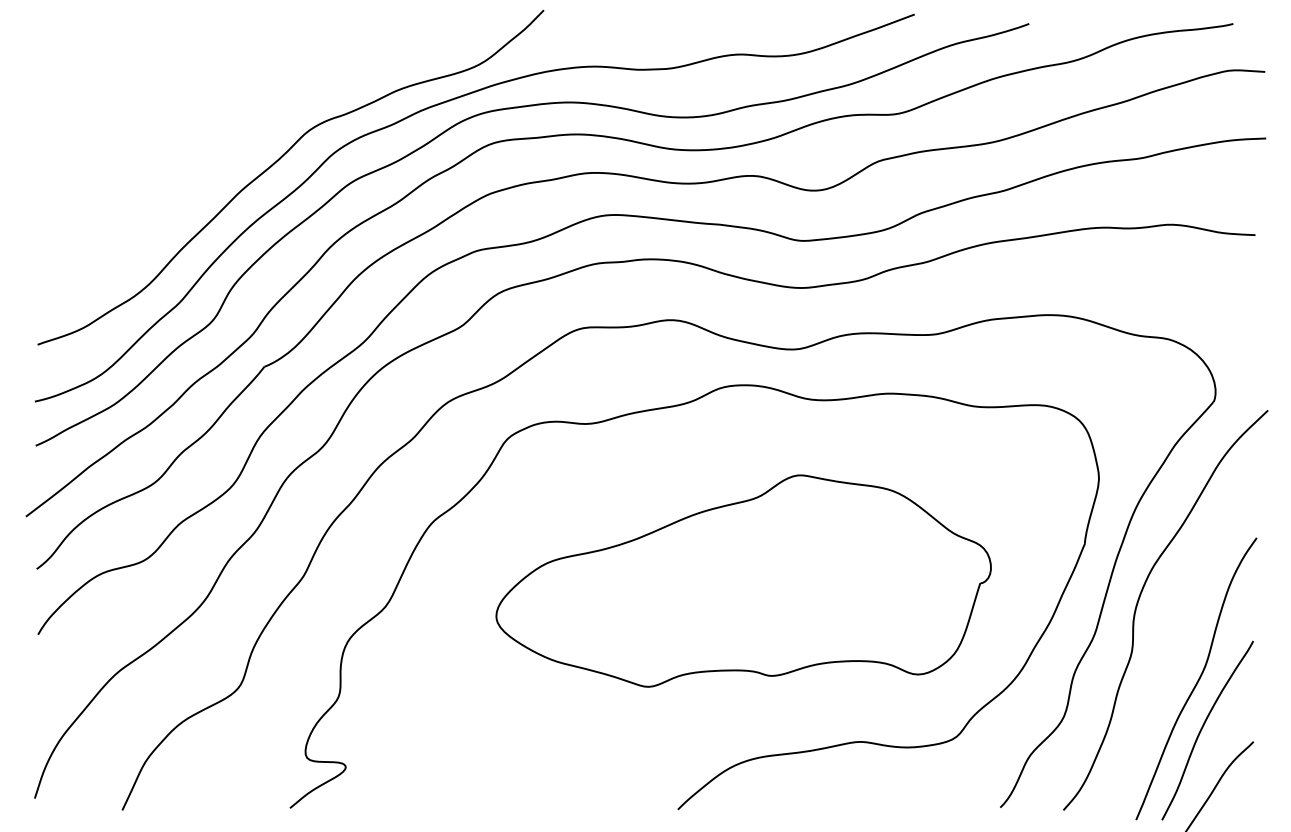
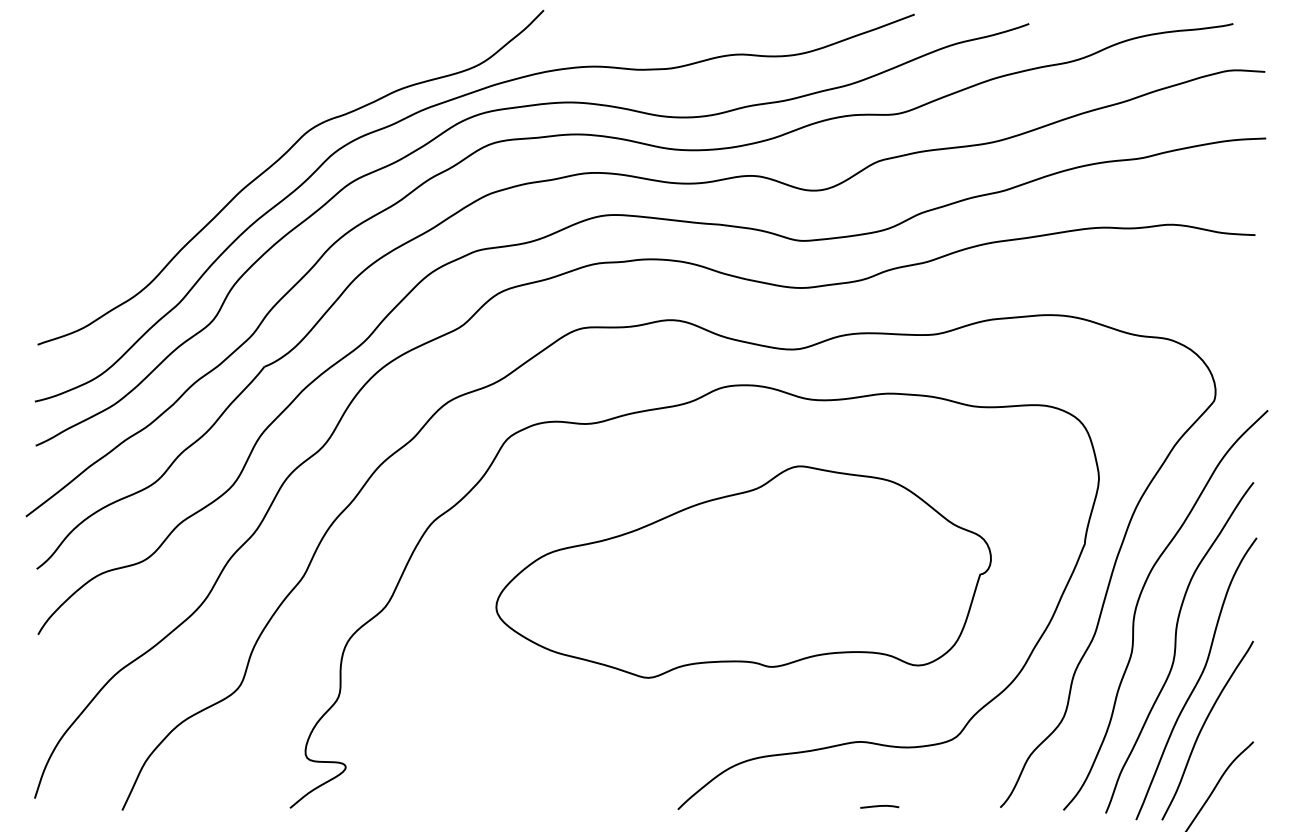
part position: (743, 580) -> (743, 571) (743, 571)
curve: none -> present (1176, 647)
curve: none -> present (879, 806)
